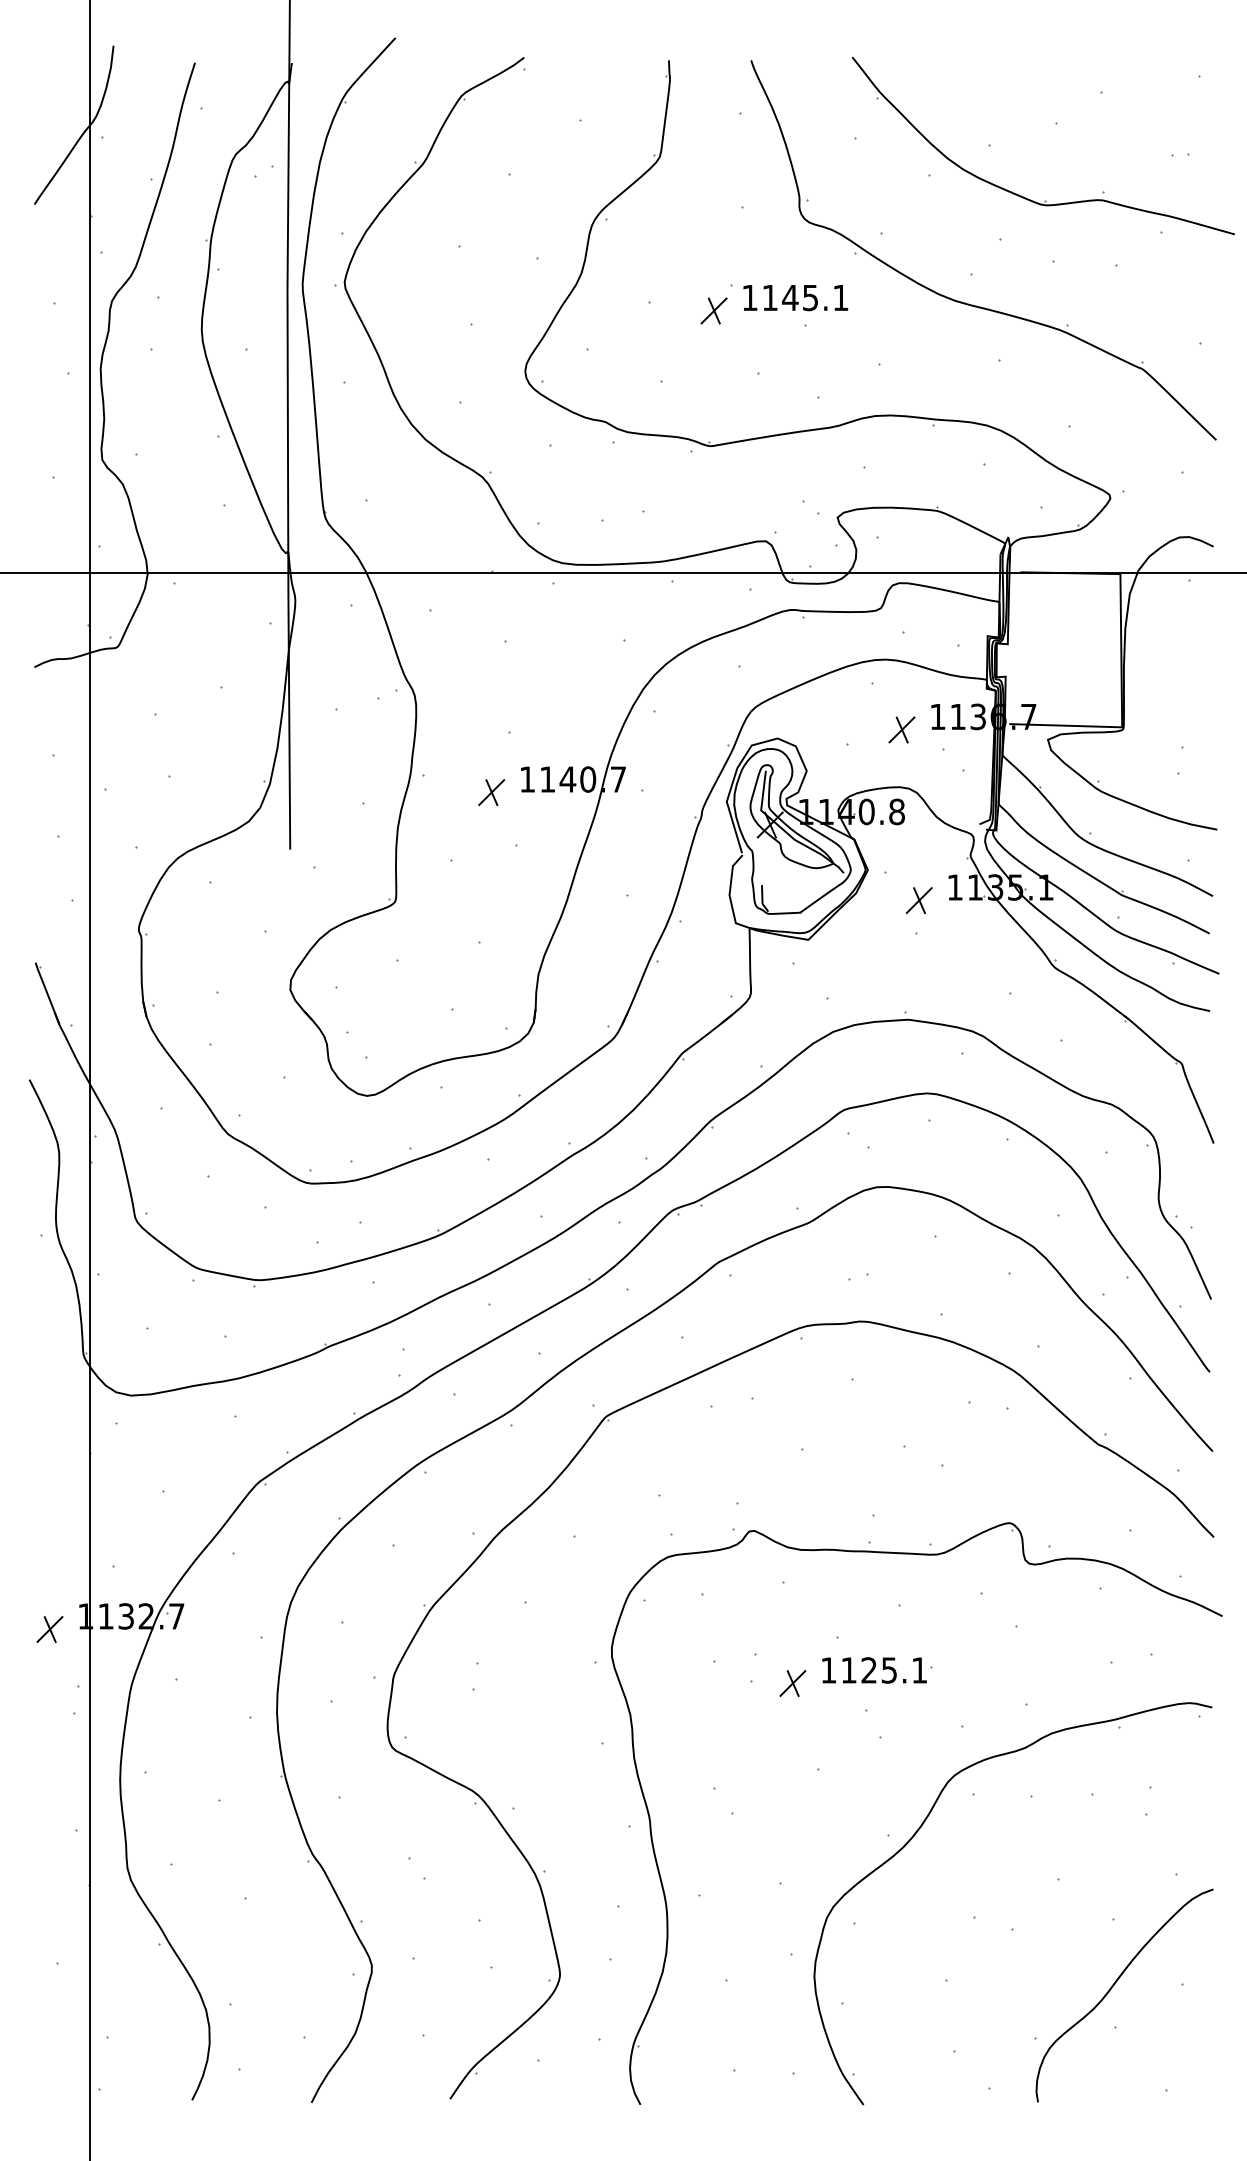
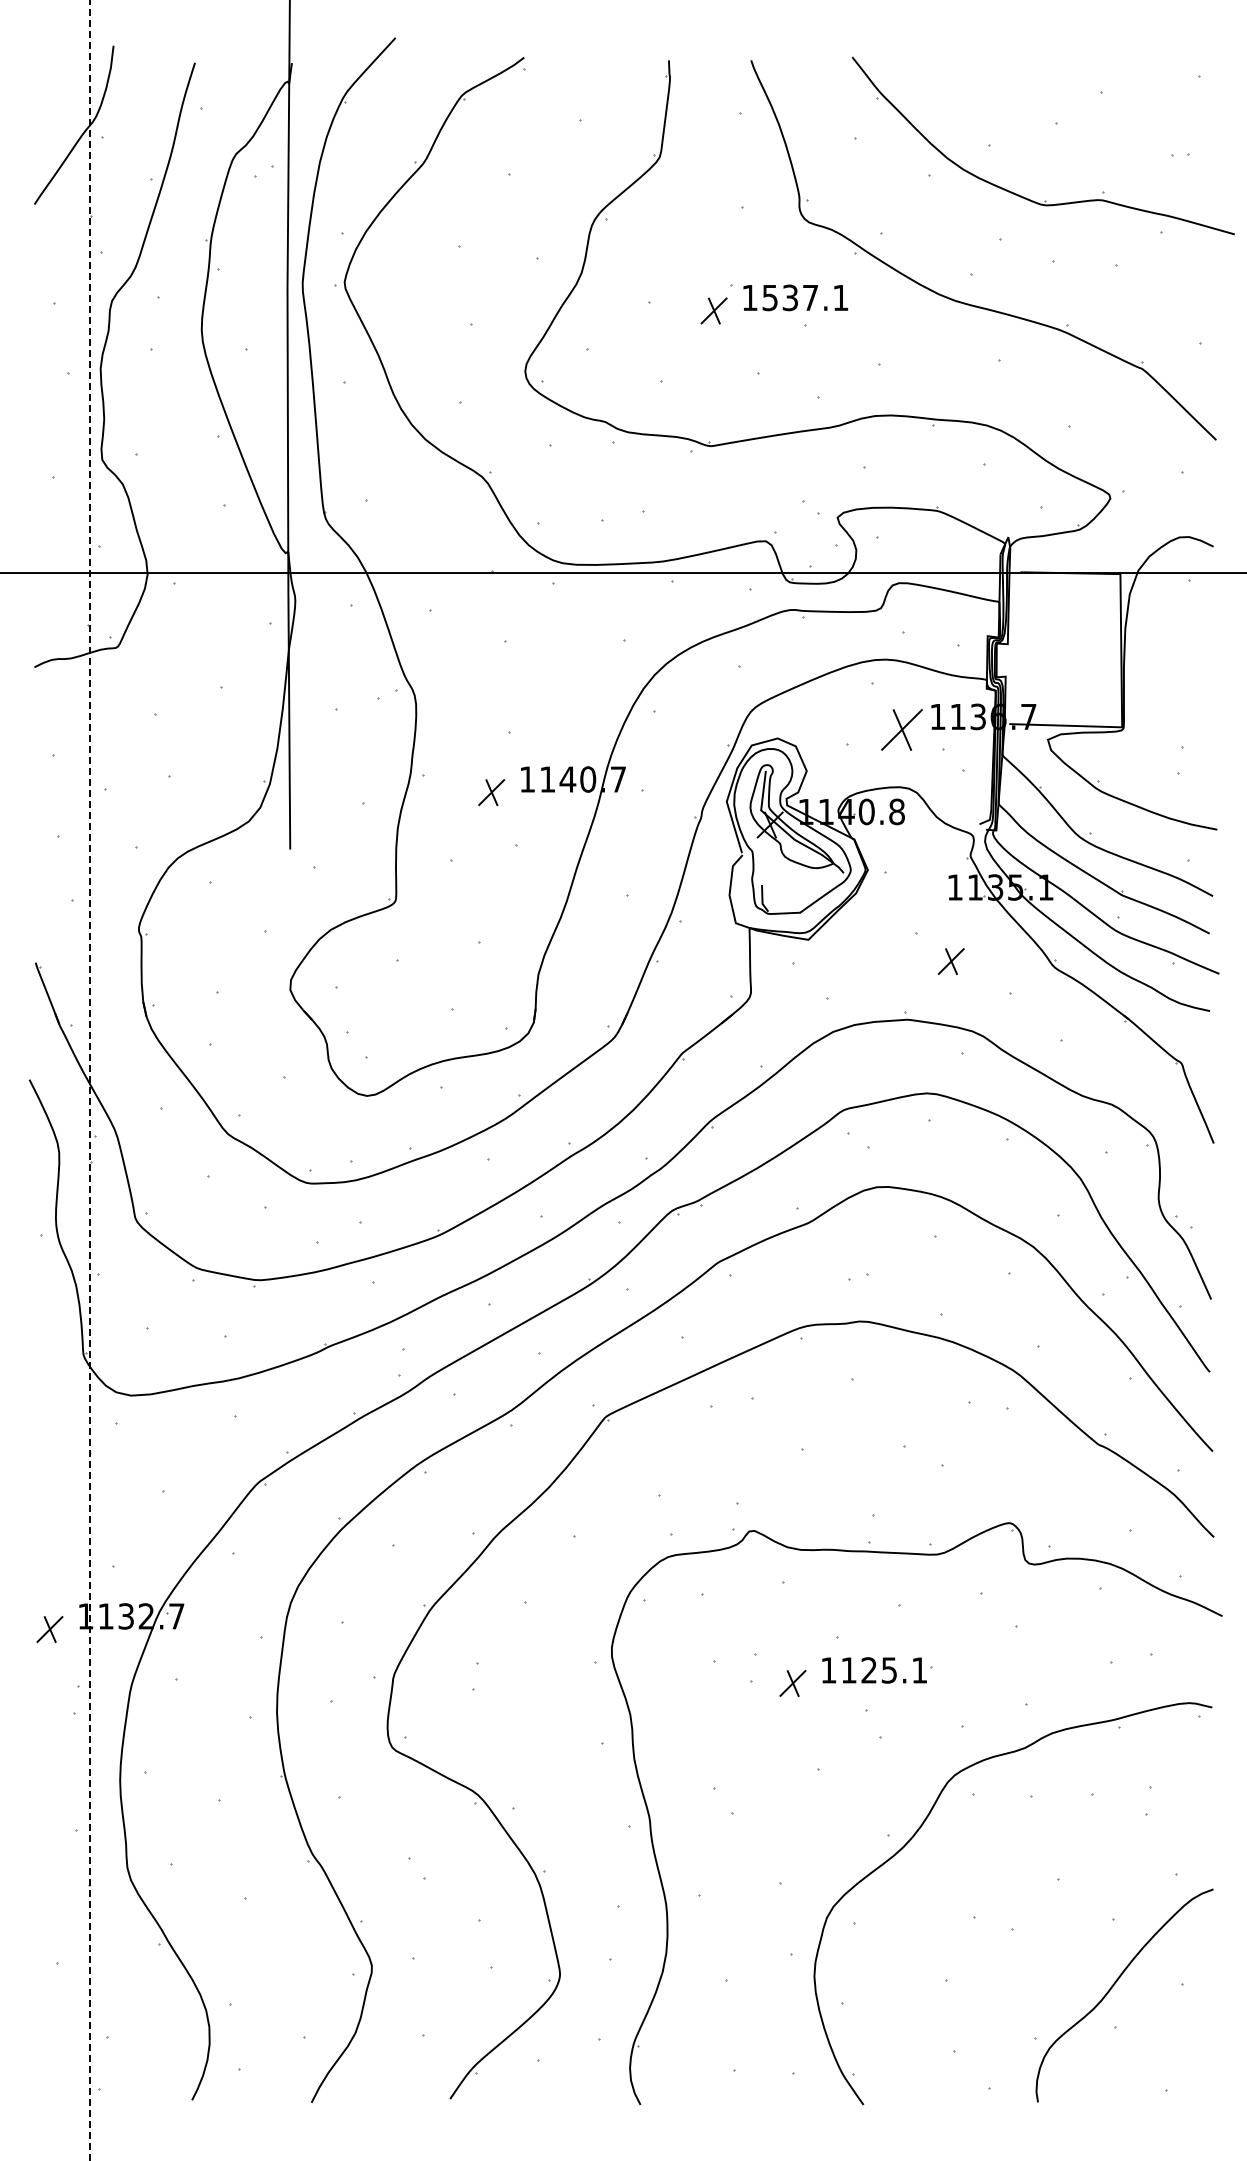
text: 1145.1 -> 1537.1 (789, 297)
part size: 28x28 px -> 42x42 px (901, 729)
part position: (918, 900) -> (950, 961) (950, 961)
line: solid -> dashed (90, 1080)
